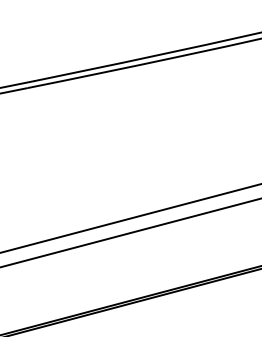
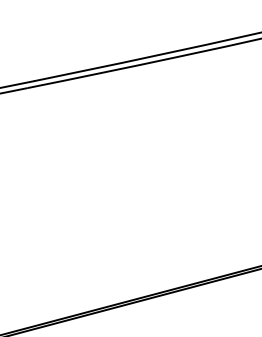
line: present -> none (130, 218)
line: present -> none (130, 232)
